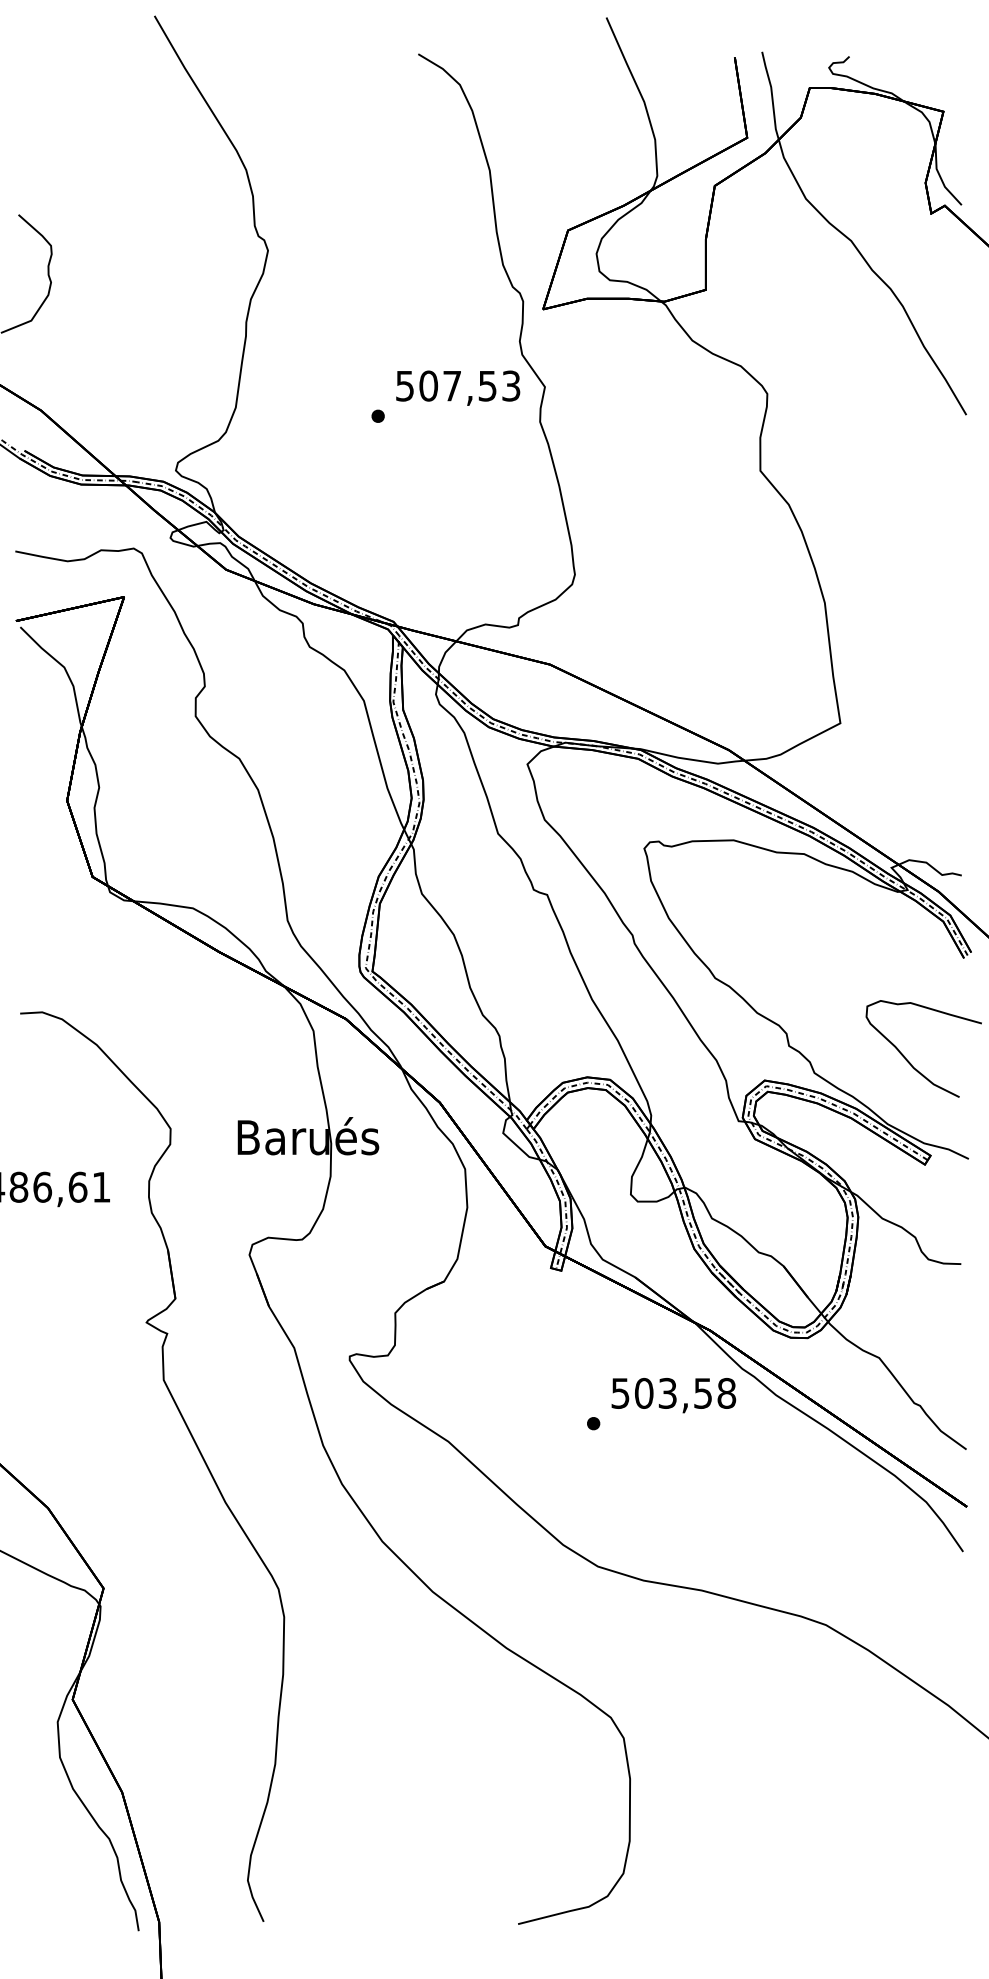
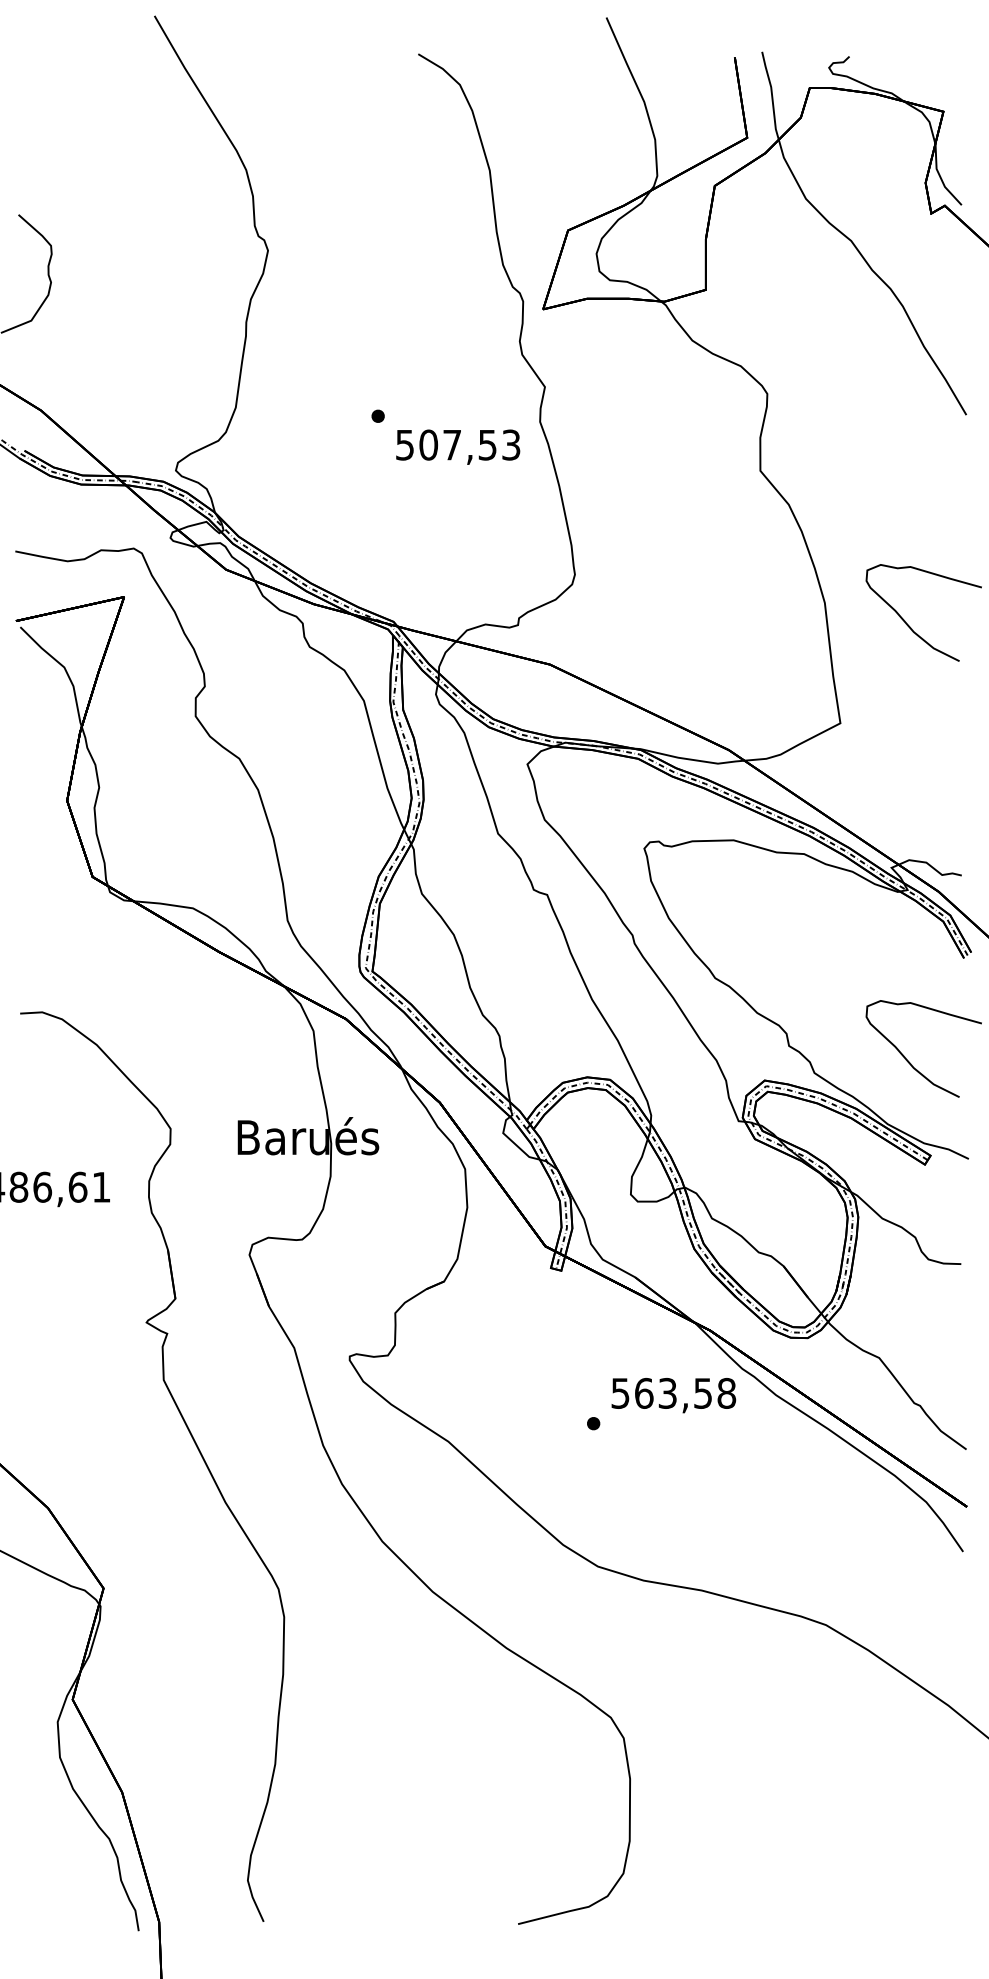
text position: (458, 387) -> (458, 446) (458, 446)
curve: none -> present (909, 625)
text: 503,58 -> 563,58 (644, 1392)
